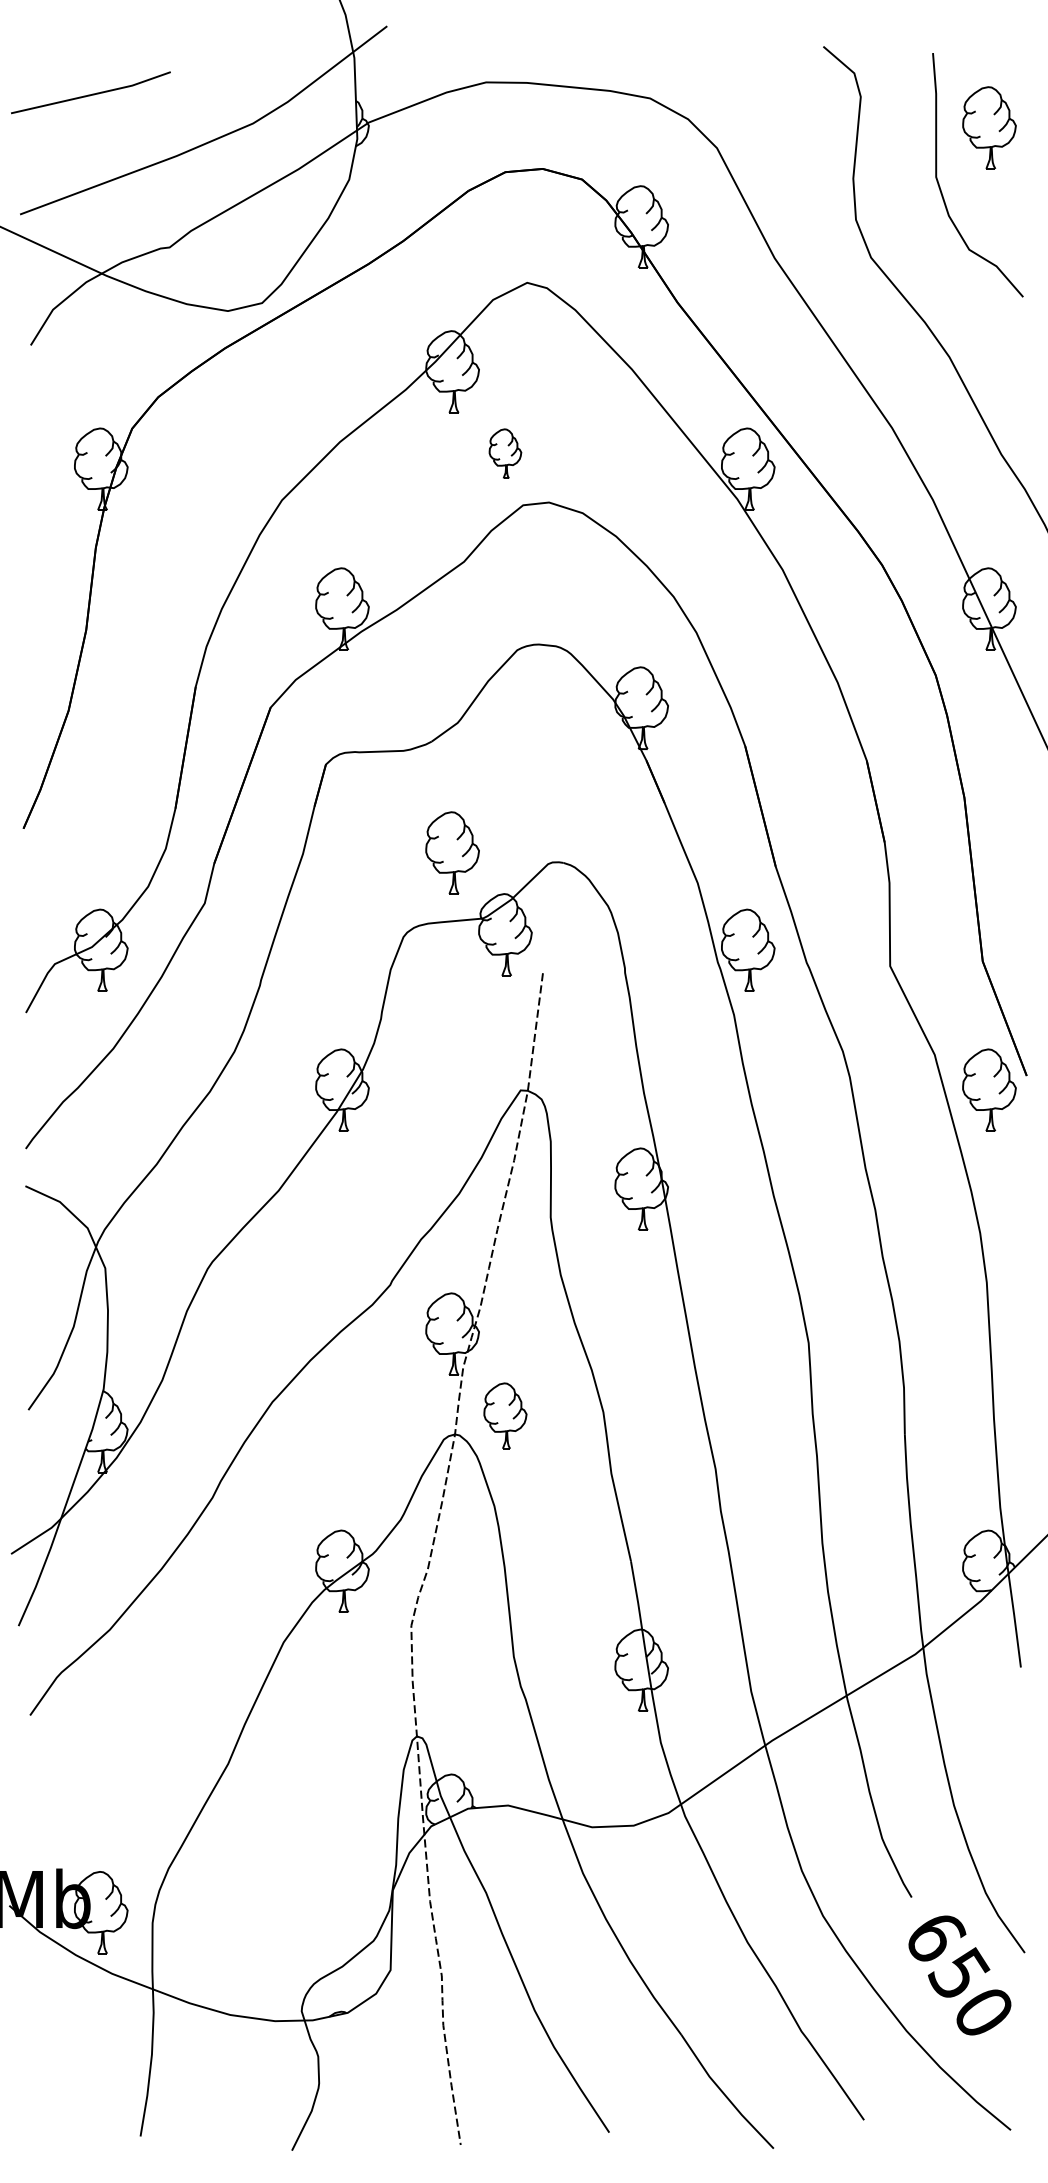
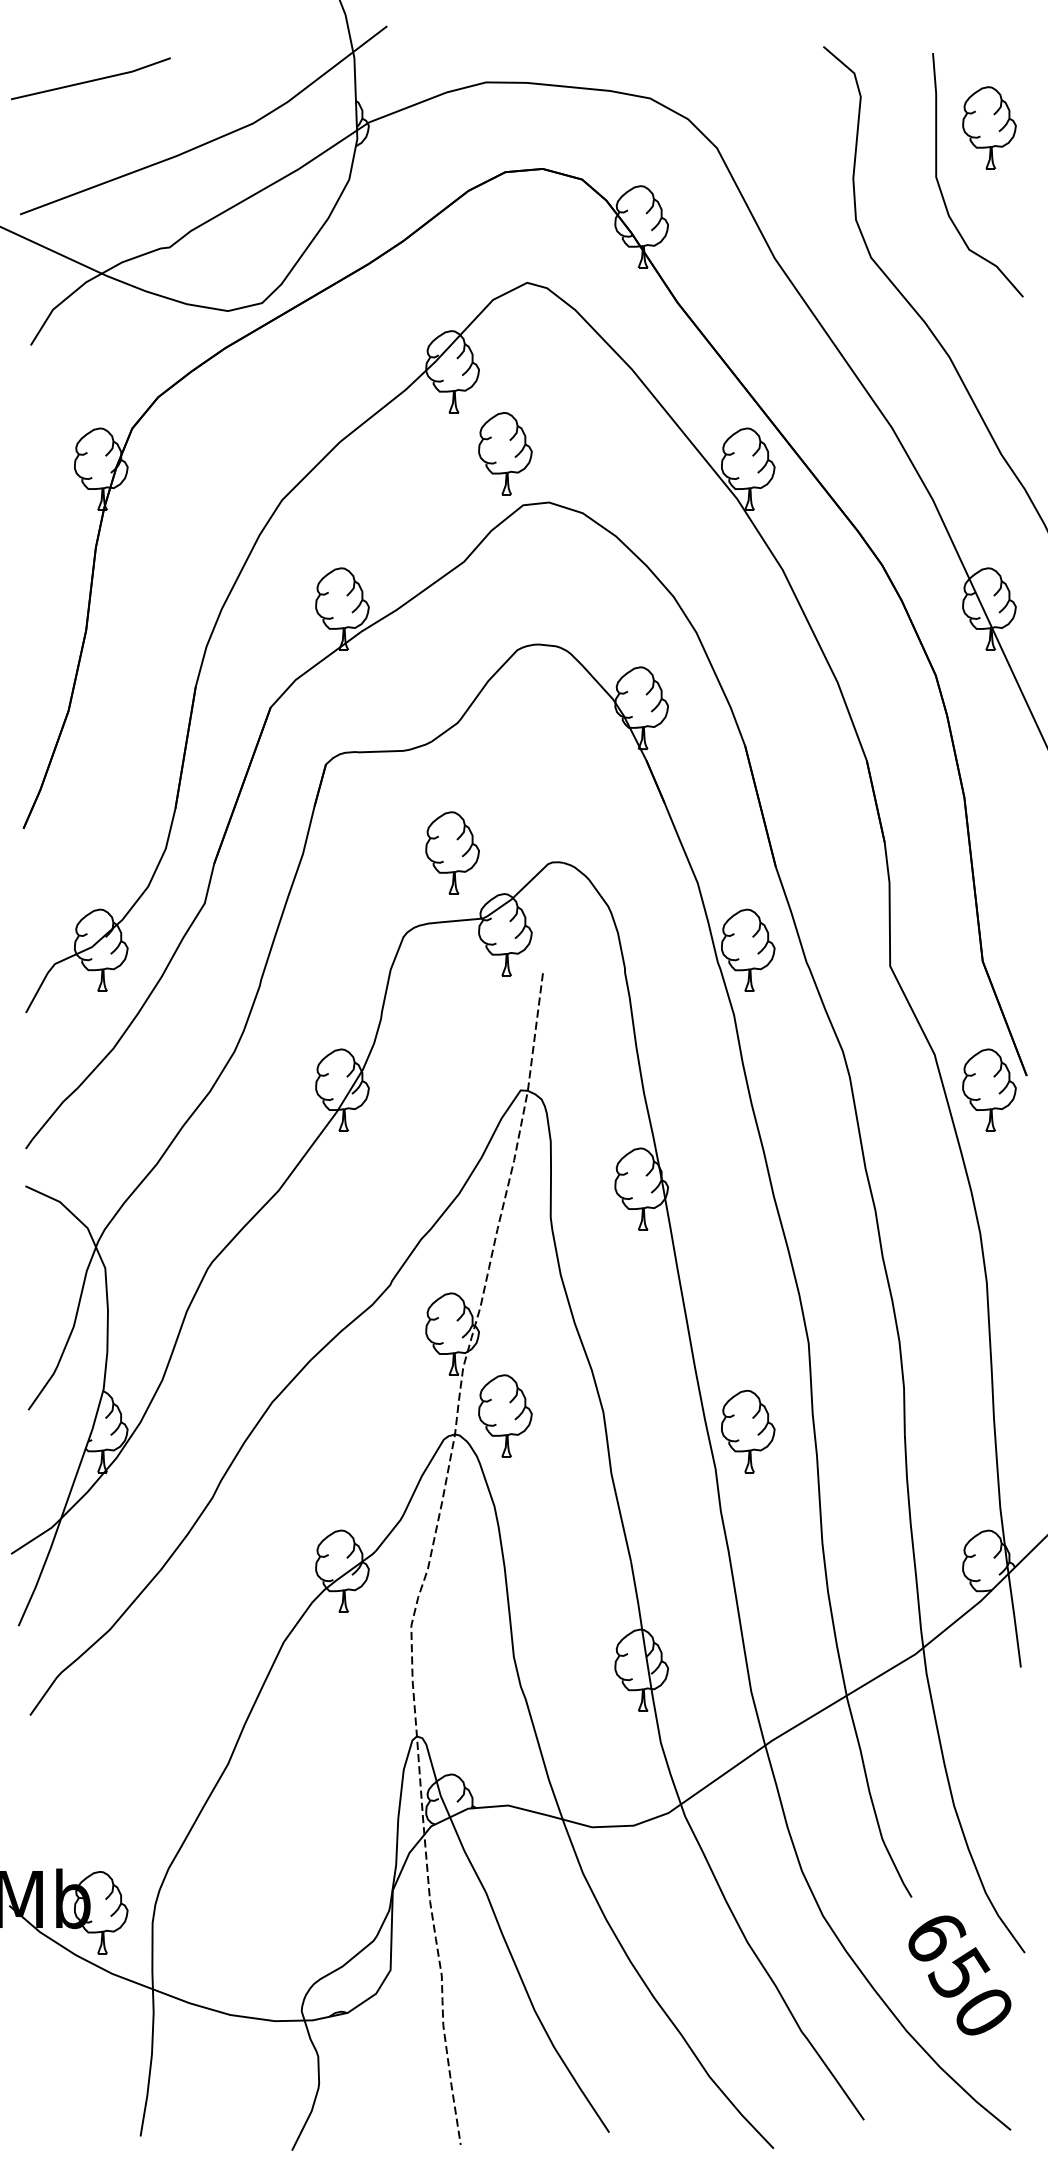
line position: (90, 94) -> (90, 80) (90, 80)
part size: 35x51 px -> 55x84 px (505, 453)
part size: 45x68 px -> 55x84 px (505, 1415)
part: none -> present (748, 1431)
